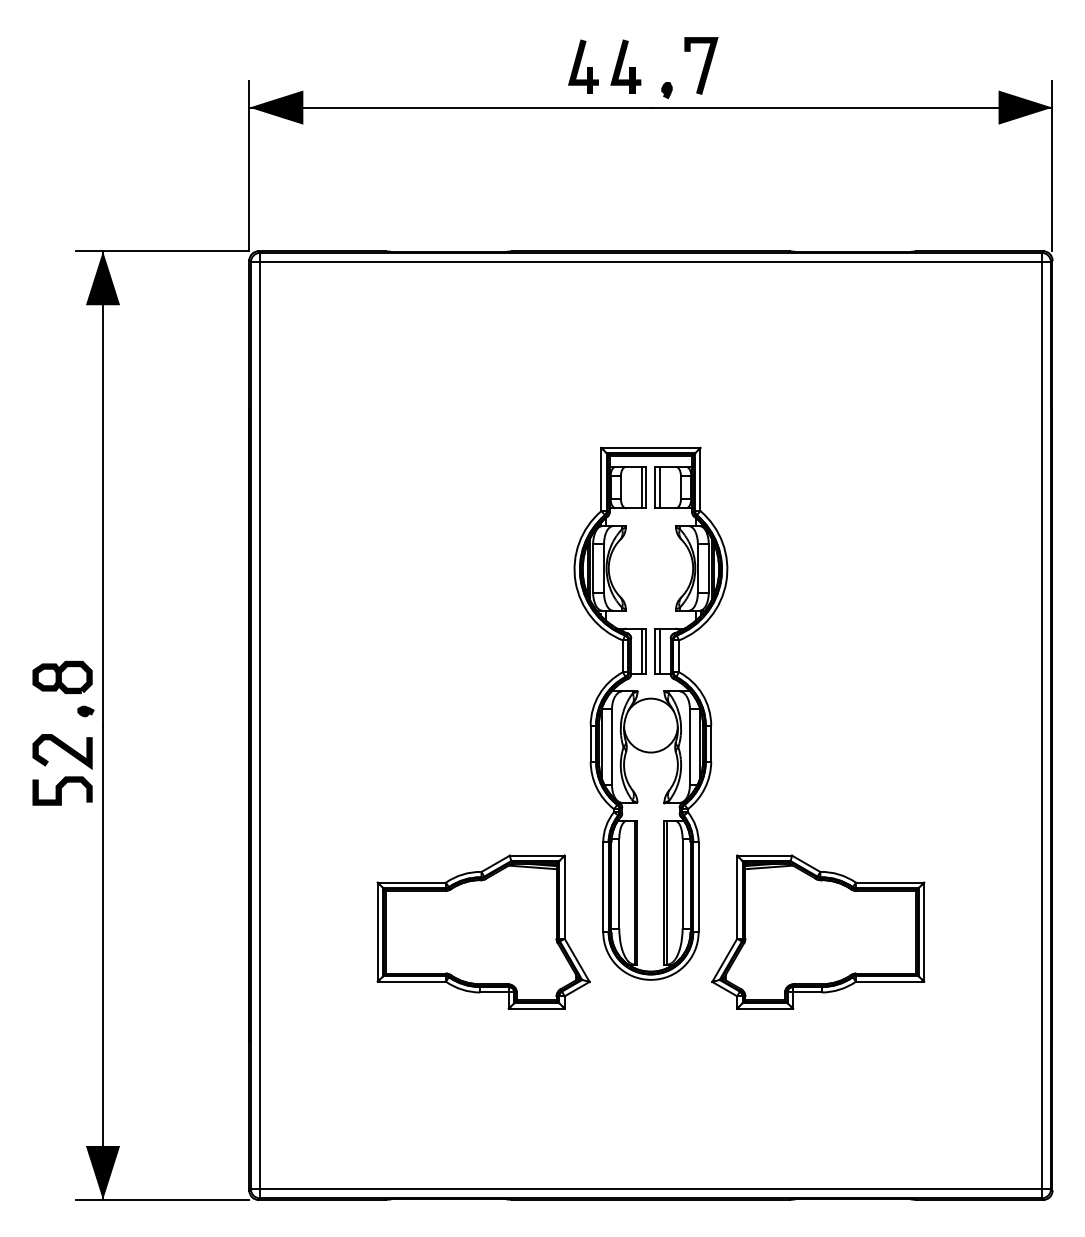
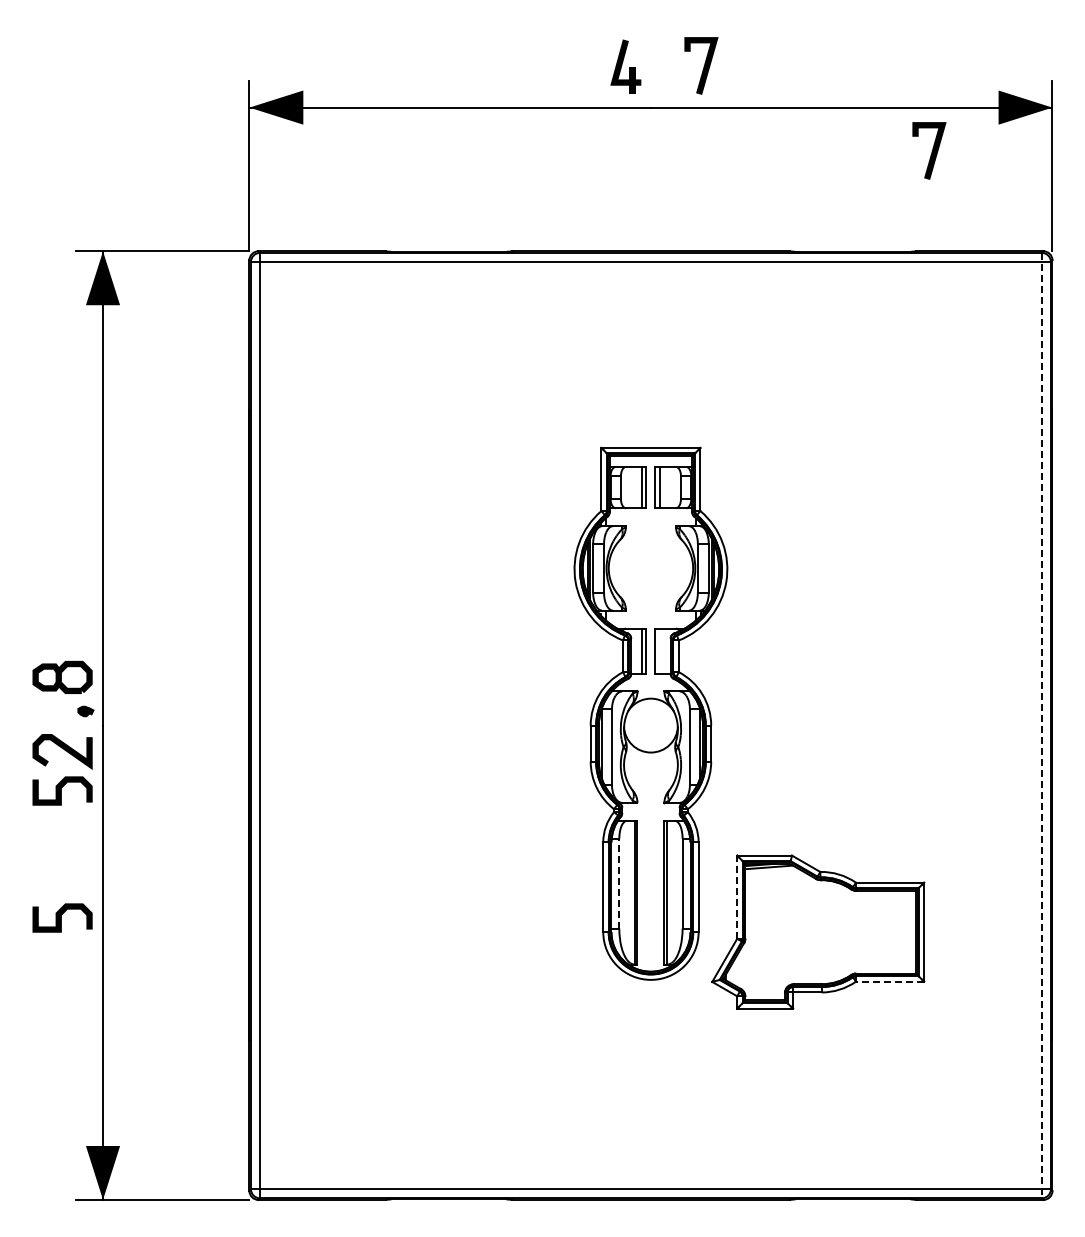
part: present -> none (583, 66)
part: present -> none (666, 90)
line: none -> present (931, 151)
line: present -> none (660, 650)
line: solid -> dashed (1041, 725)
line: solid -> dashed (619, 883)
line: solid -> dashed (737, 897)
curve: none -> present (61, 917)
part: present -> none (483, 931)
line: solid -> dashed (889, 981)
